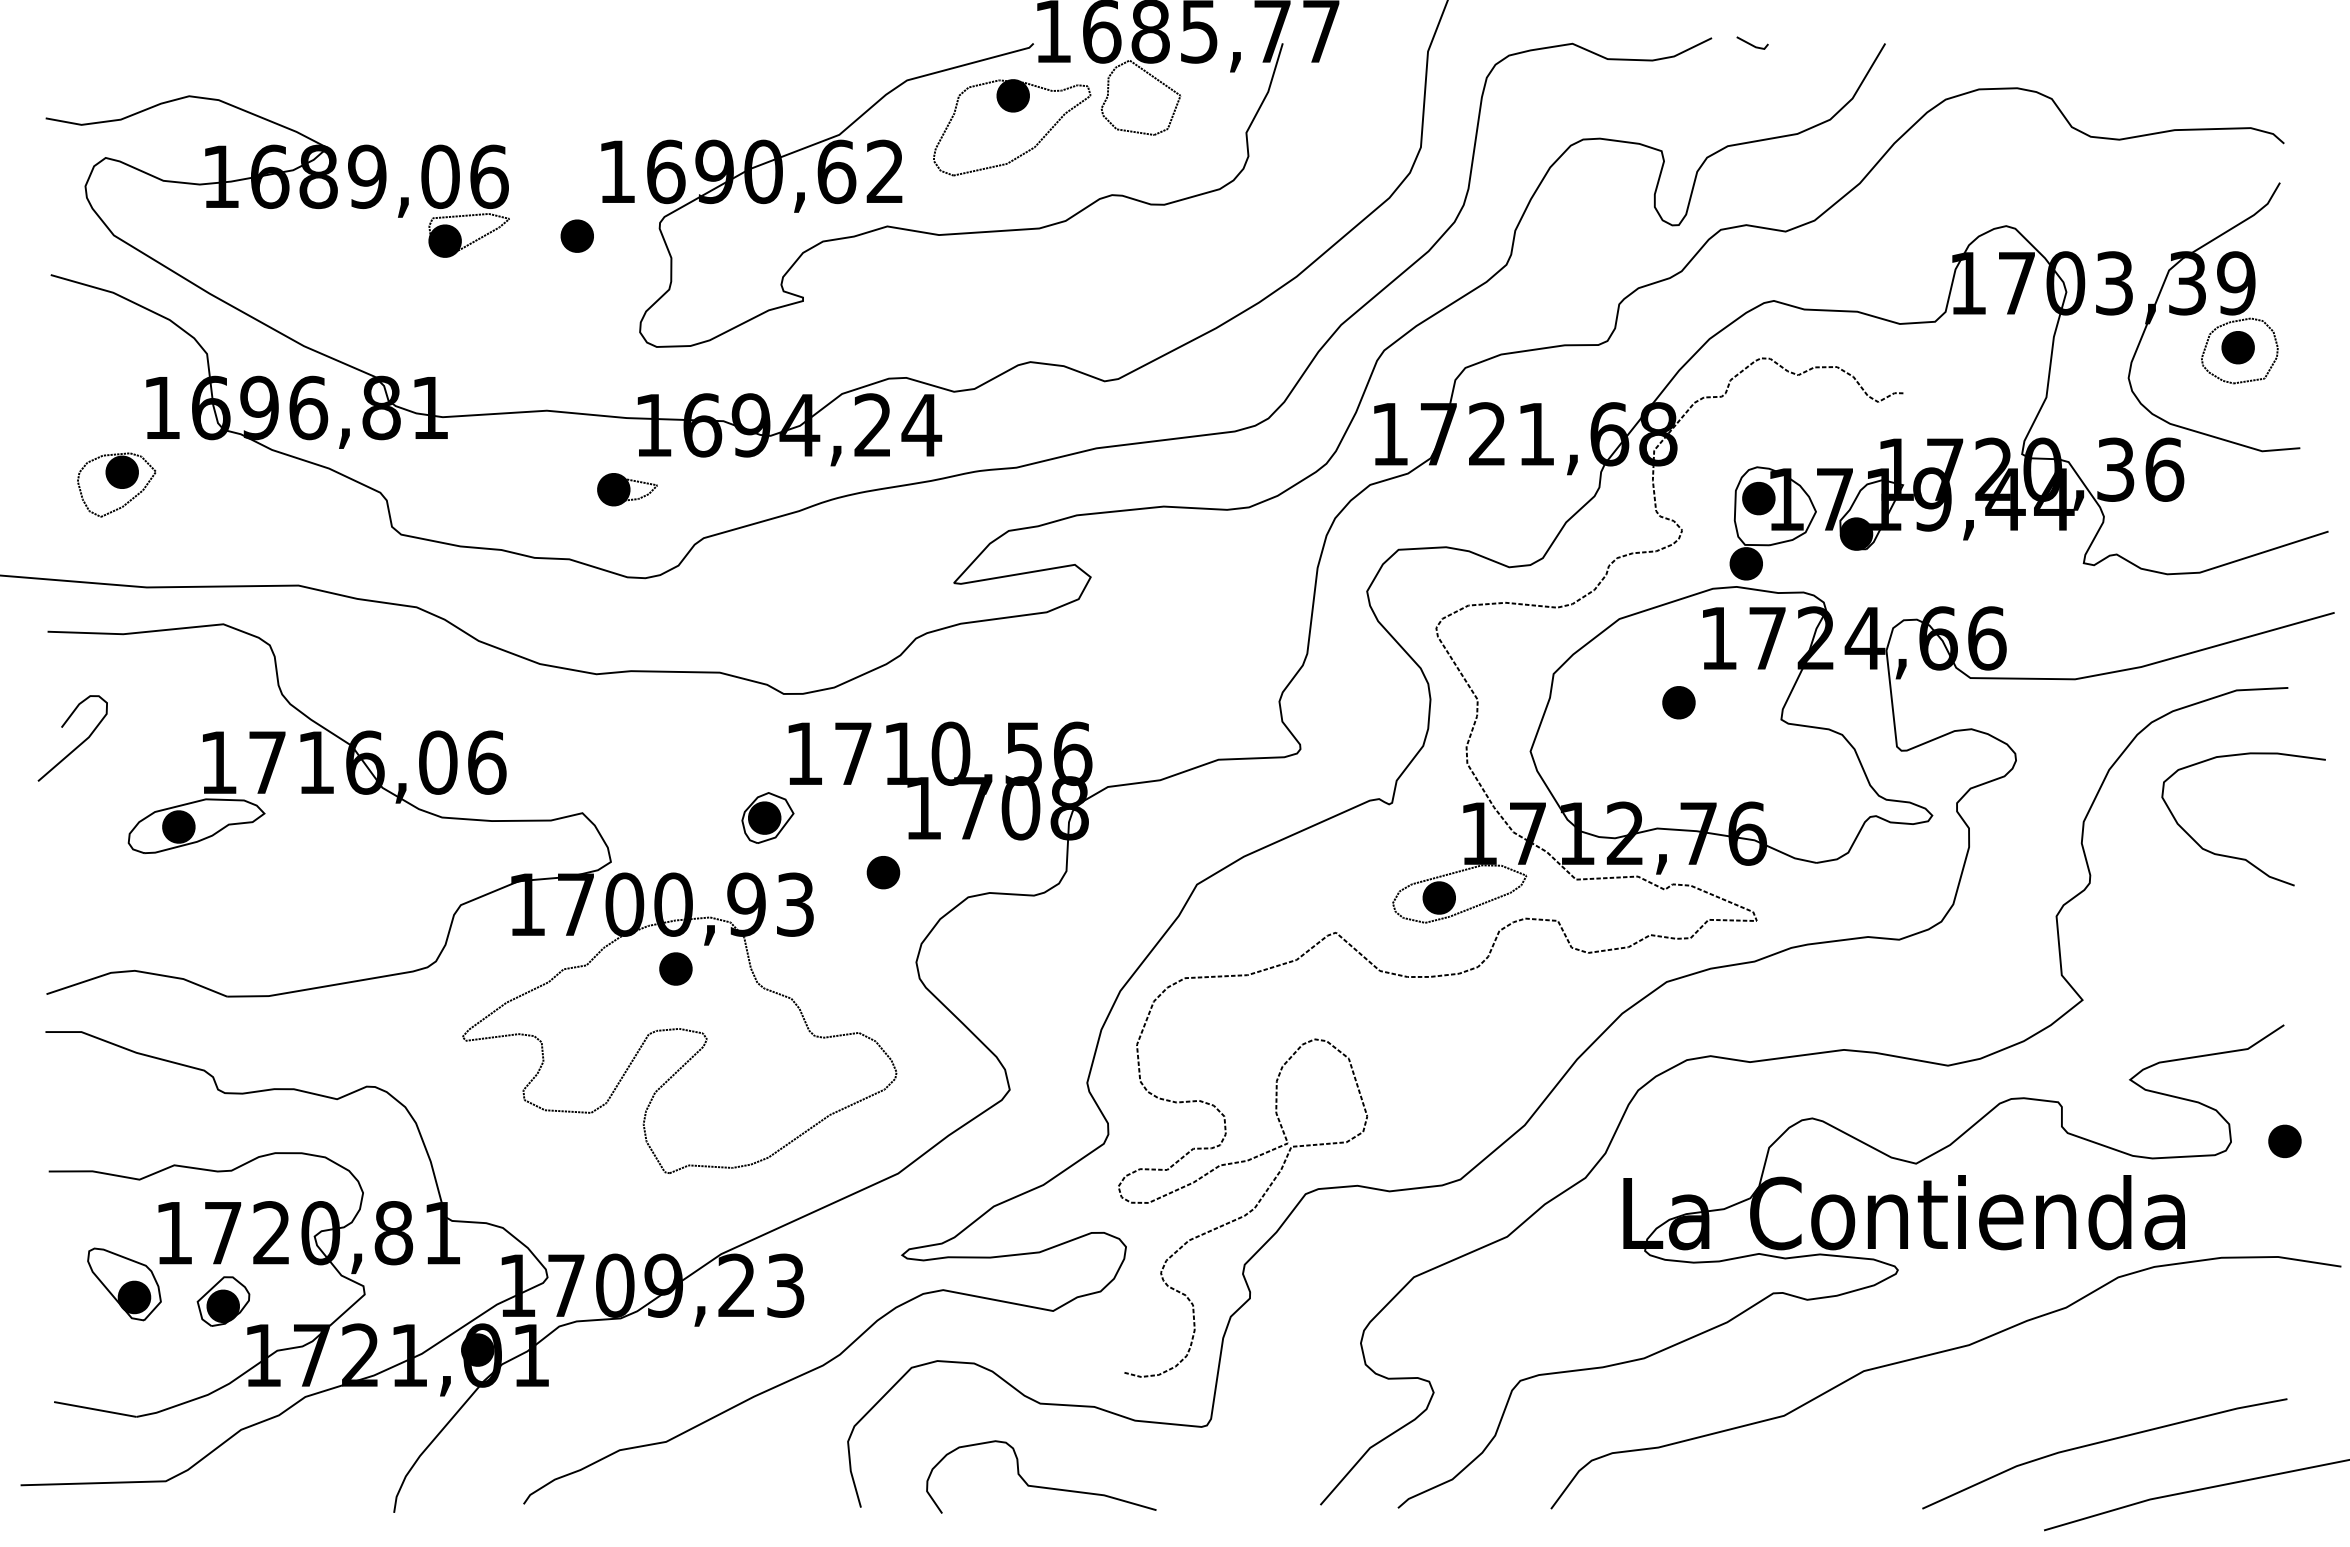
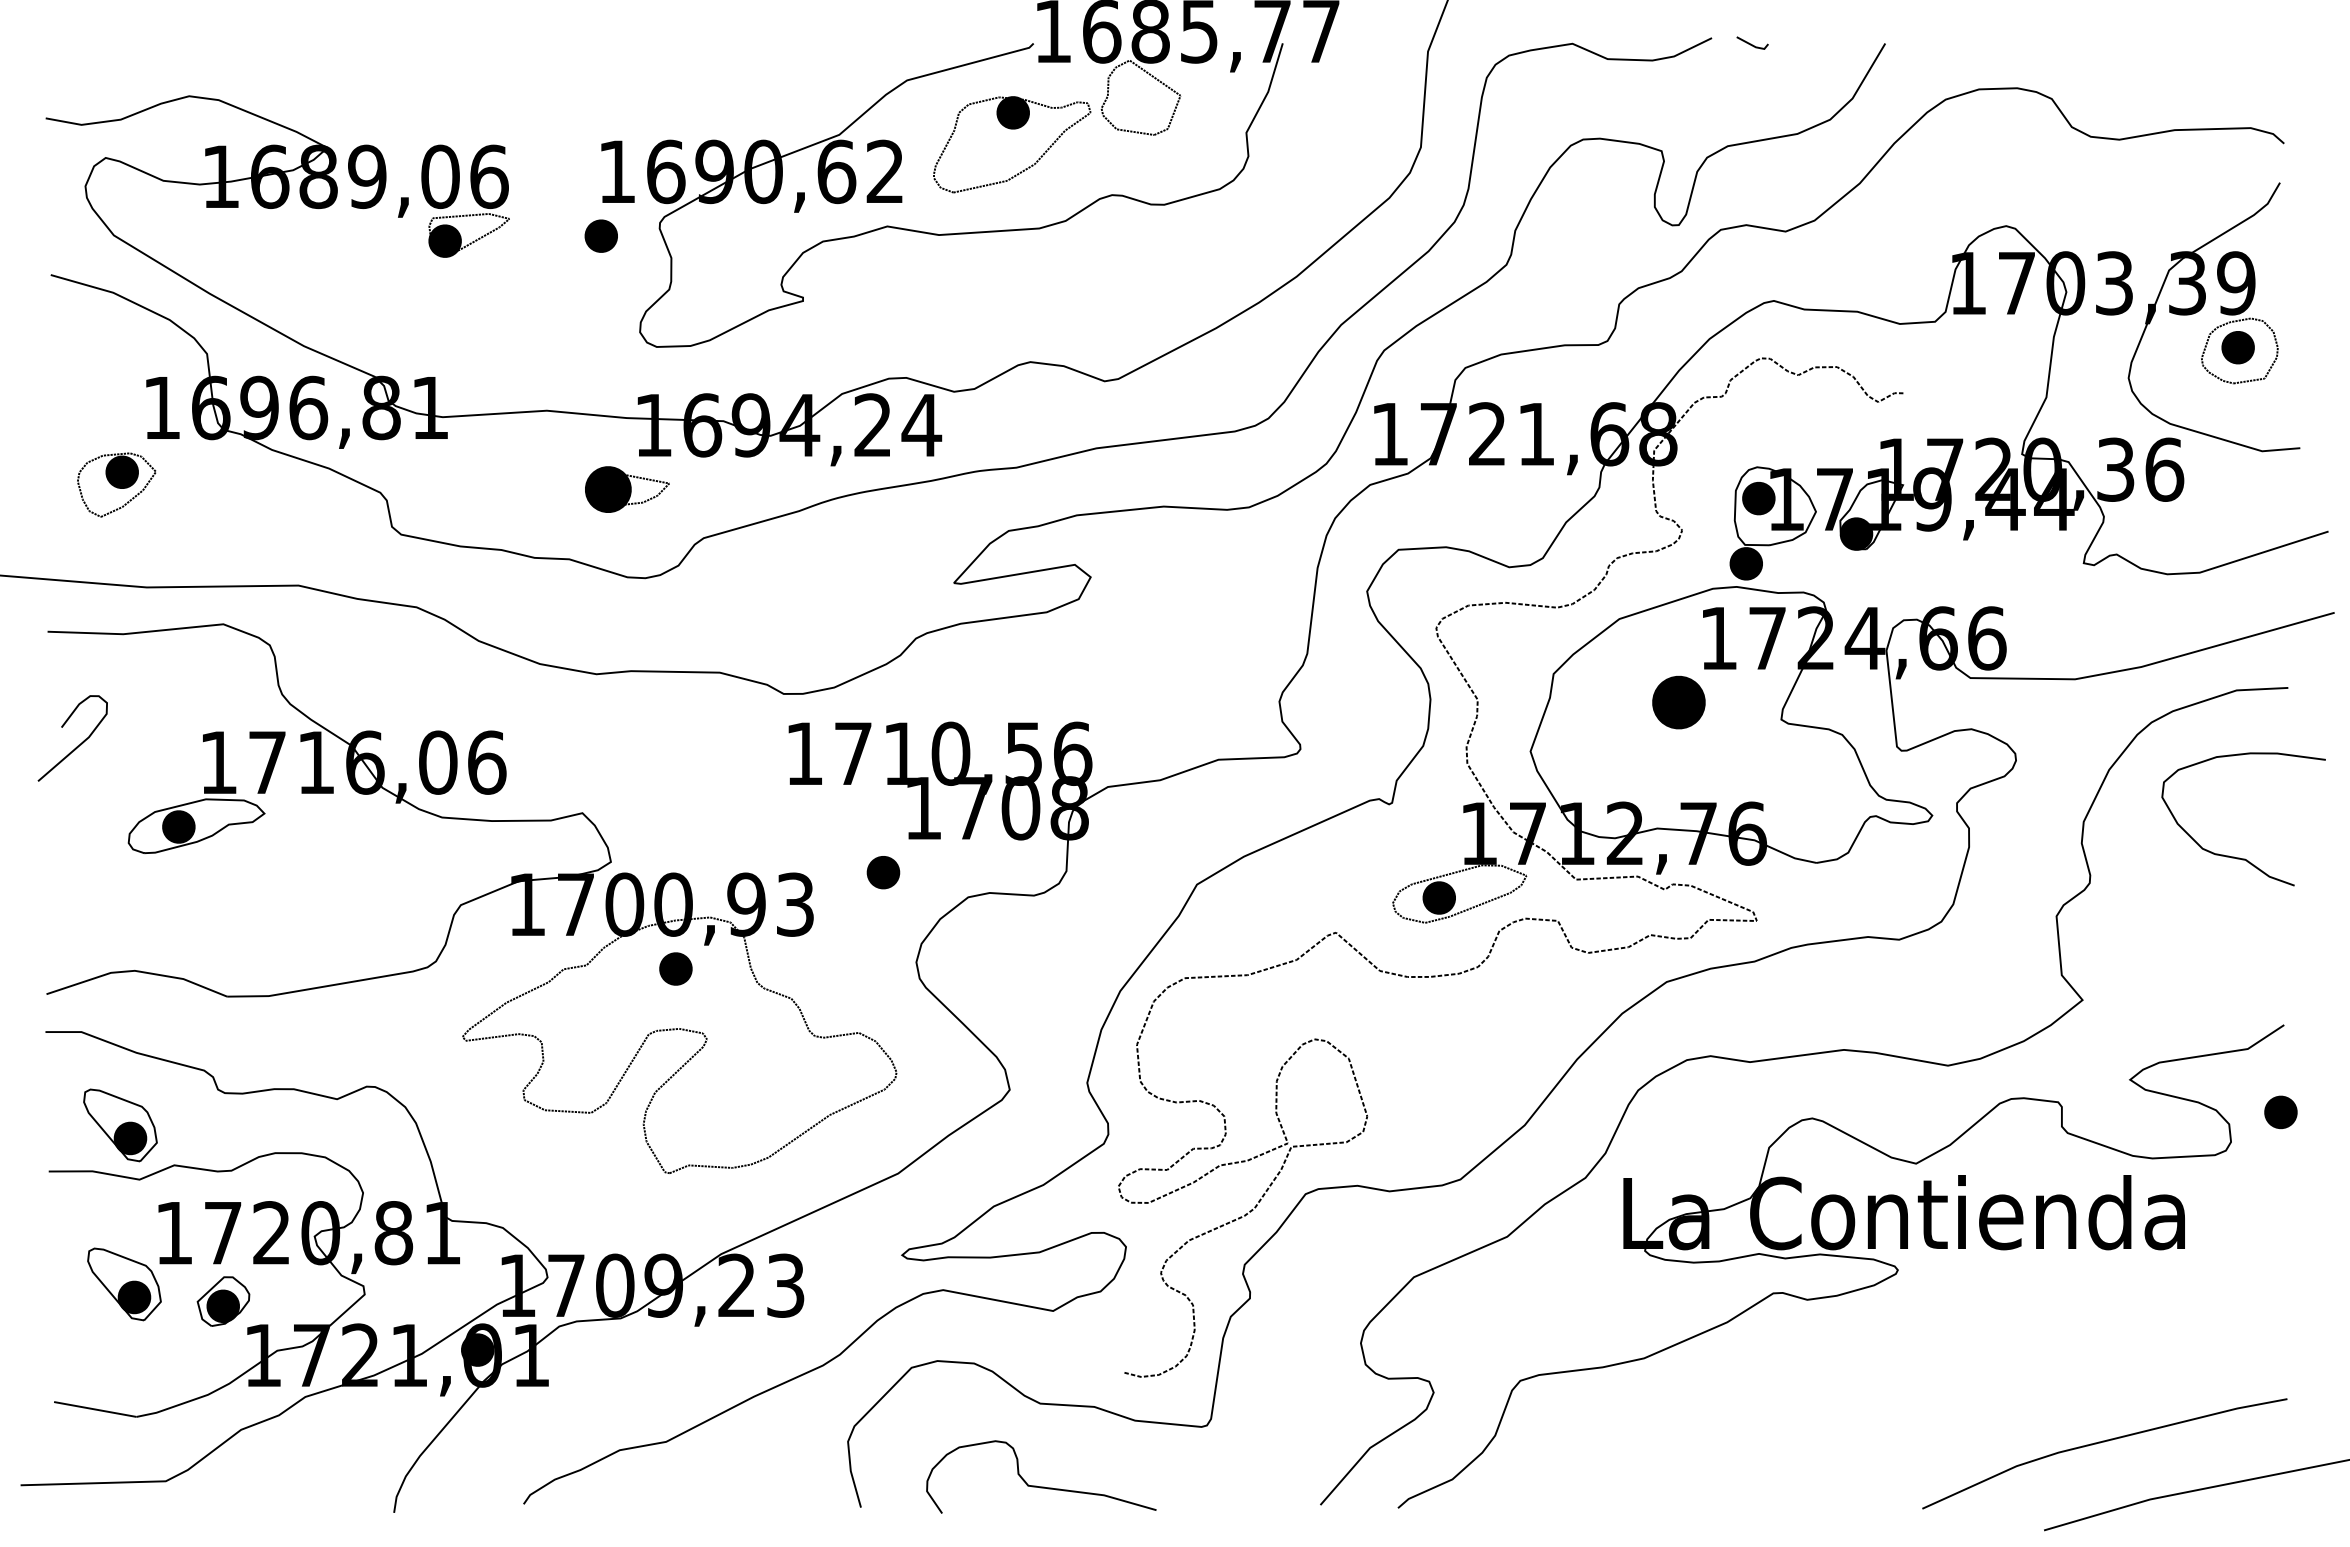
part position: (1012, 112) -> (1012, 129) (1012, 129)
part position: (576, 235) -> (600, 235) (600, 235)
part size: 61x34 px -> 85x47 px (627, 489)
part size: 34x34 px -> 54x55 px (1678, 702)
part: present -> none (767, 817)
part: none -> present (120, 1125)
part position: (2284, 1141) -> (2280, 1112) (2280, 1112)
curve: present -> none (1936, 1354)
